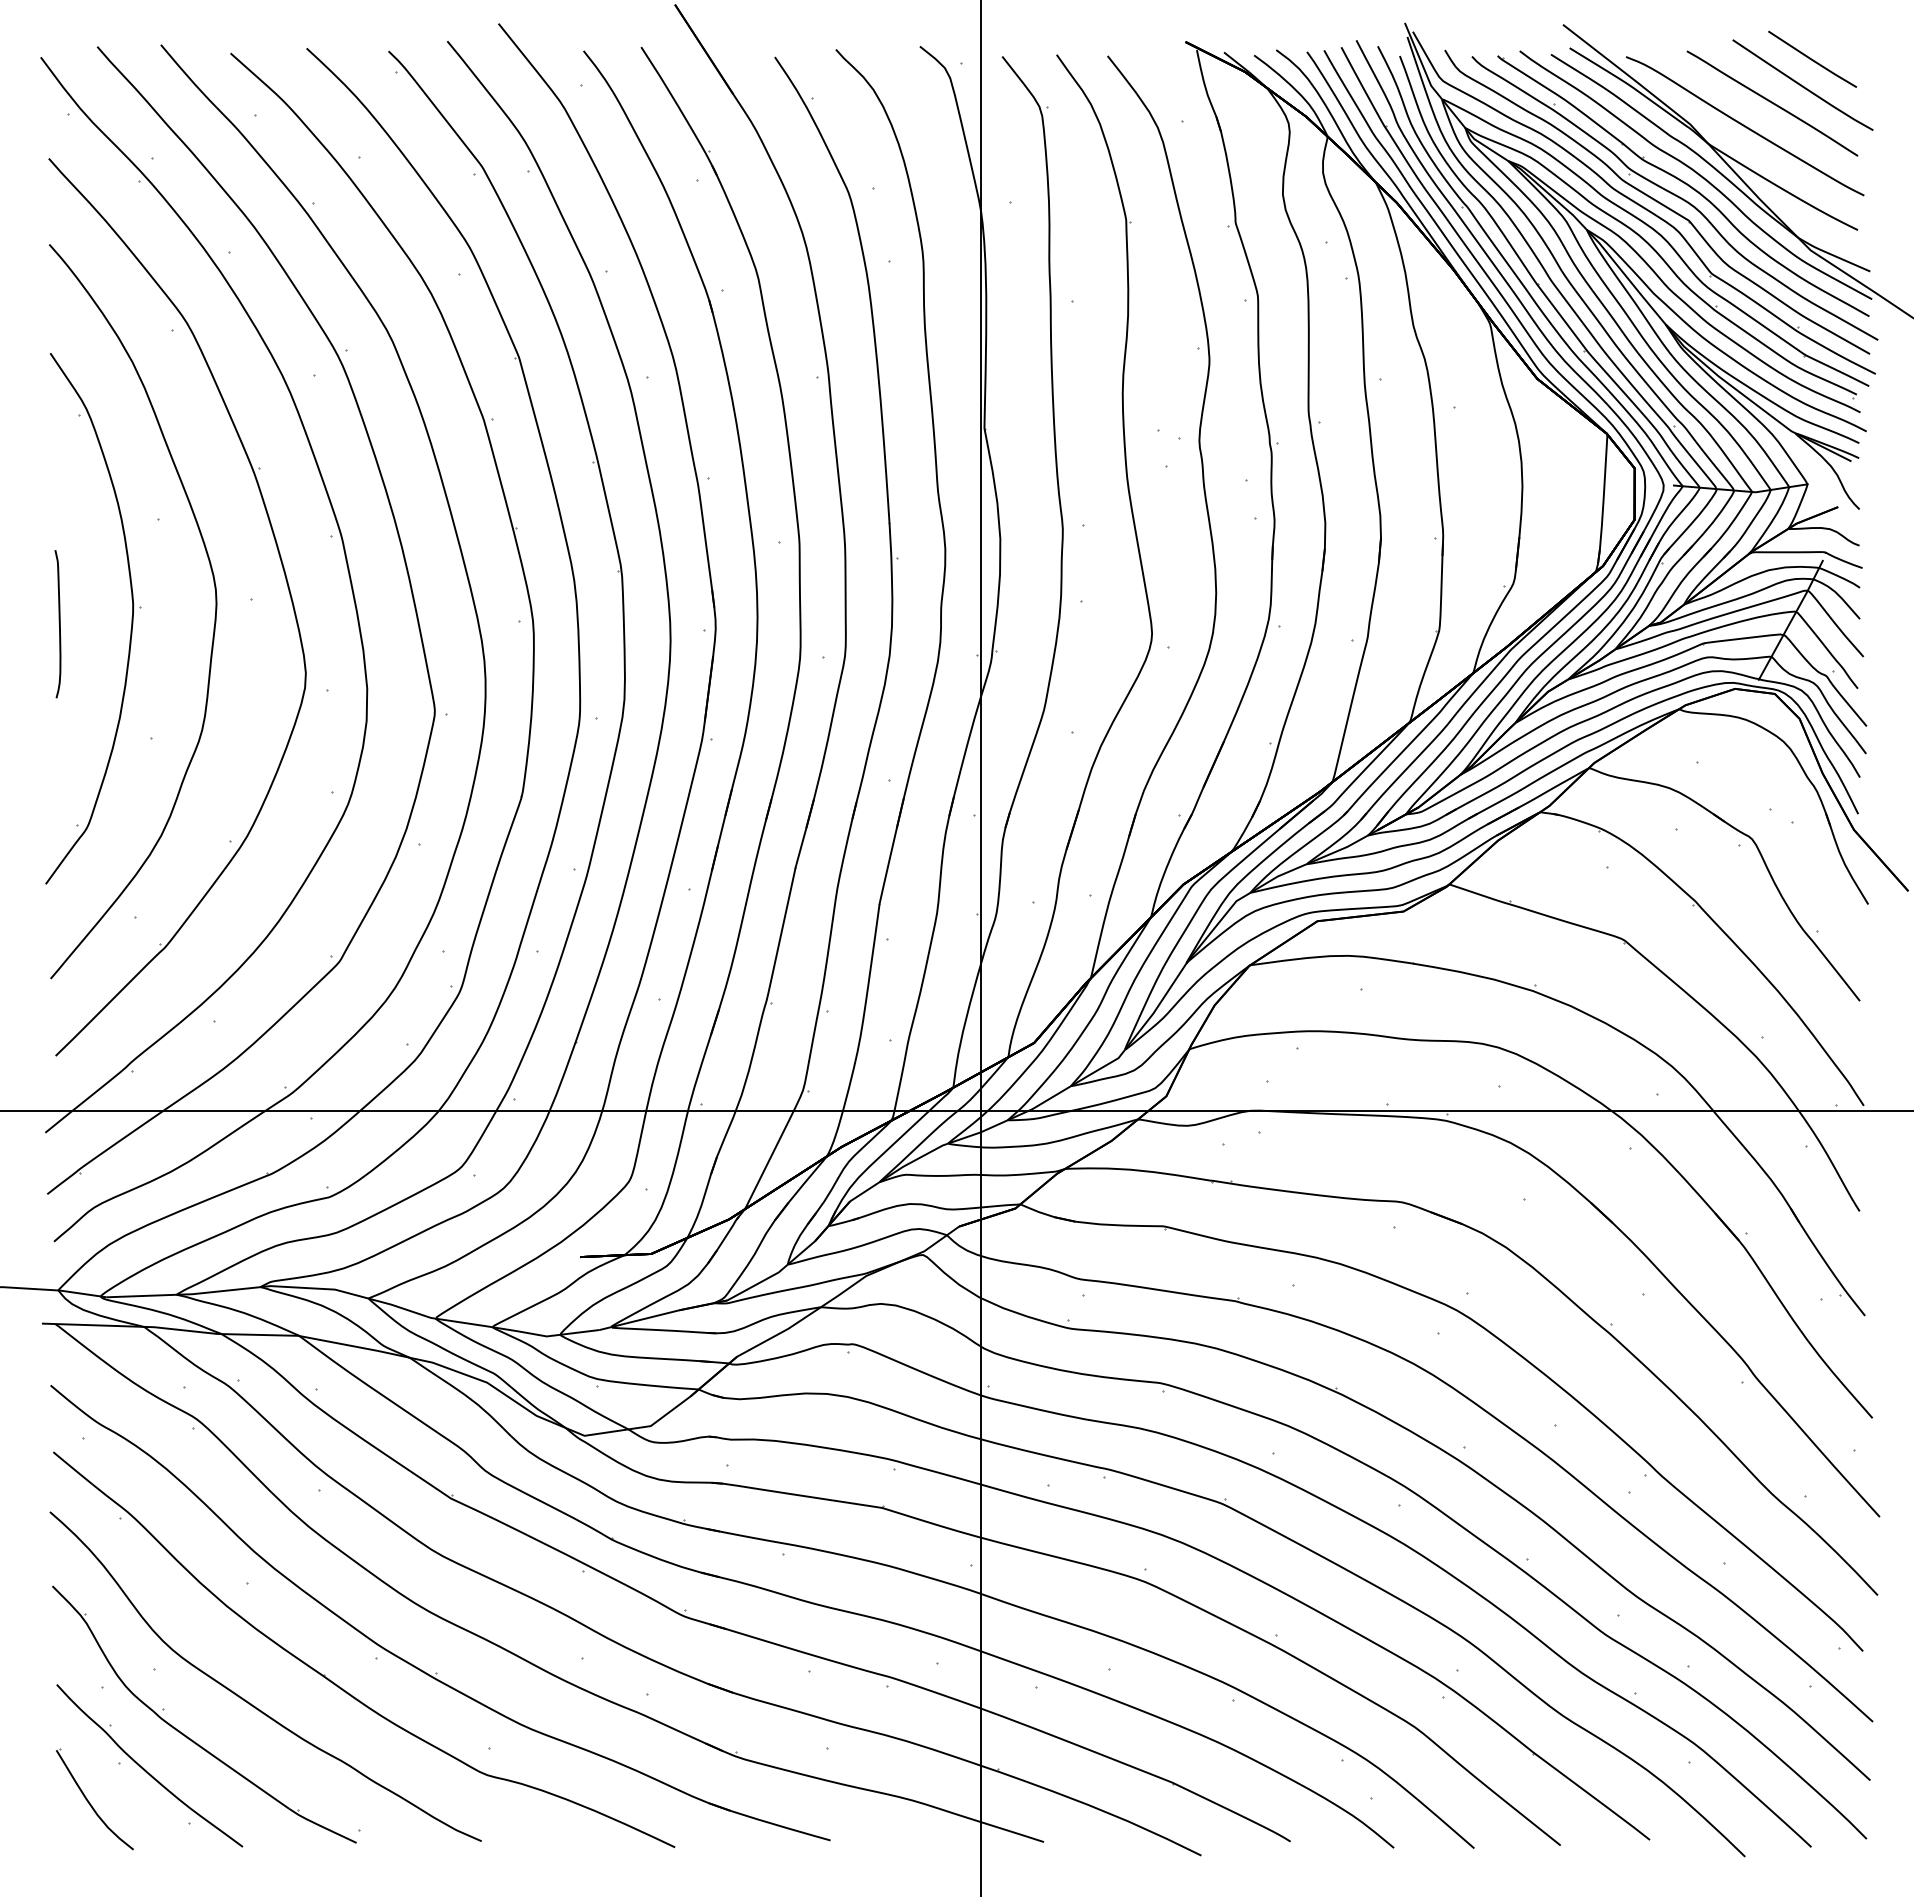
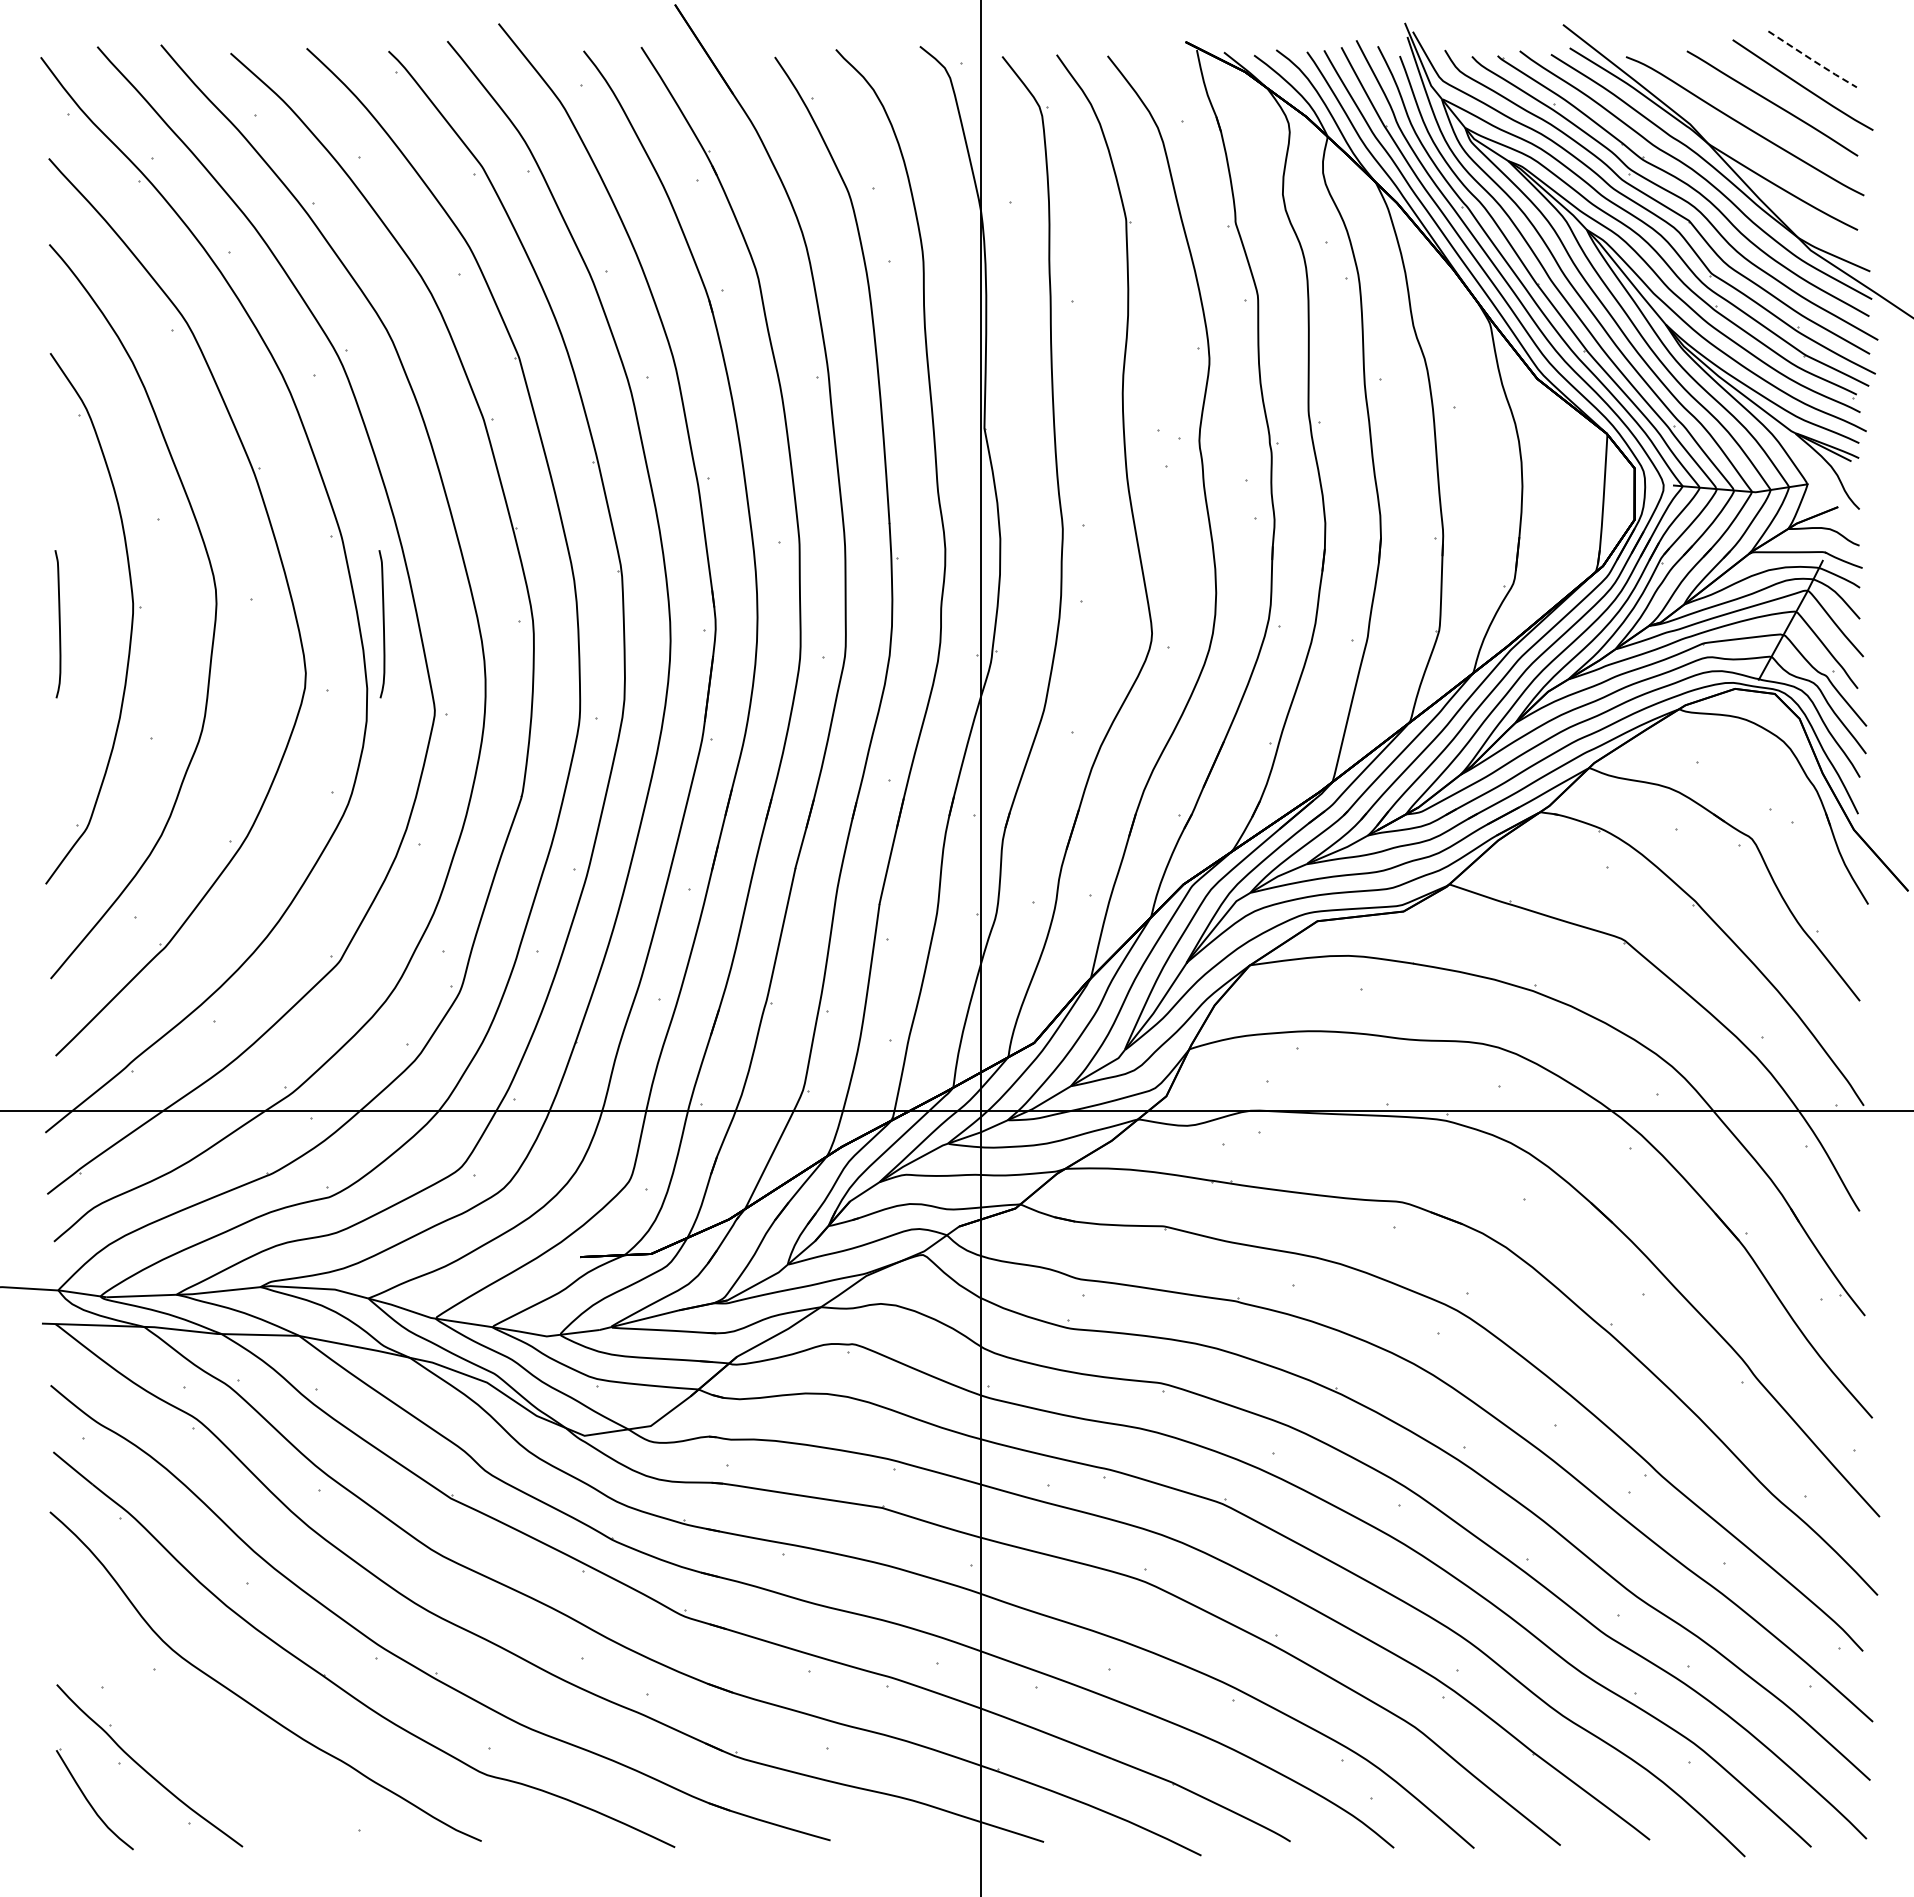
line: solid -> dashed (1812, 60)
curve: none -> present (382, 623)
part: present -> none (189, 1737)
